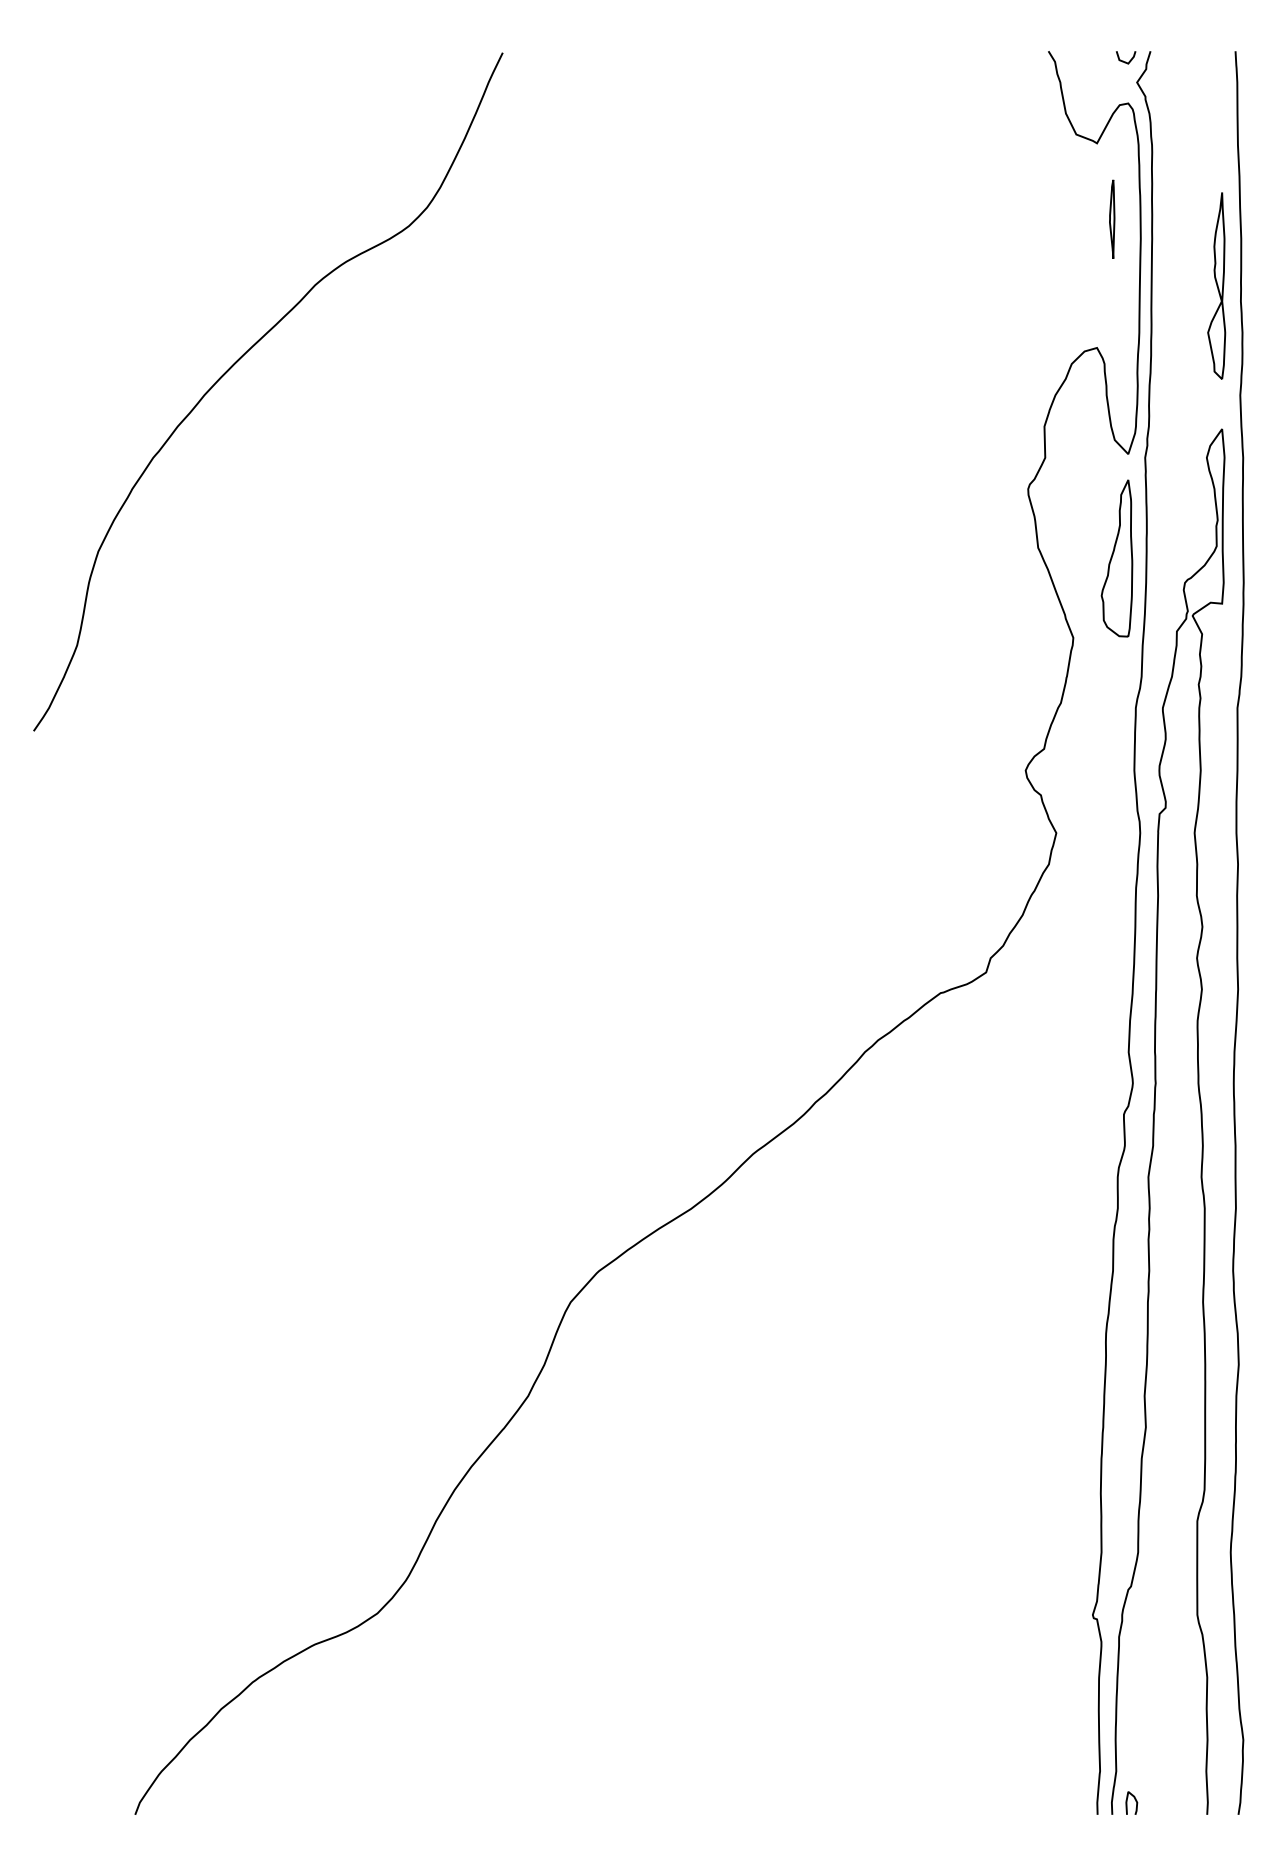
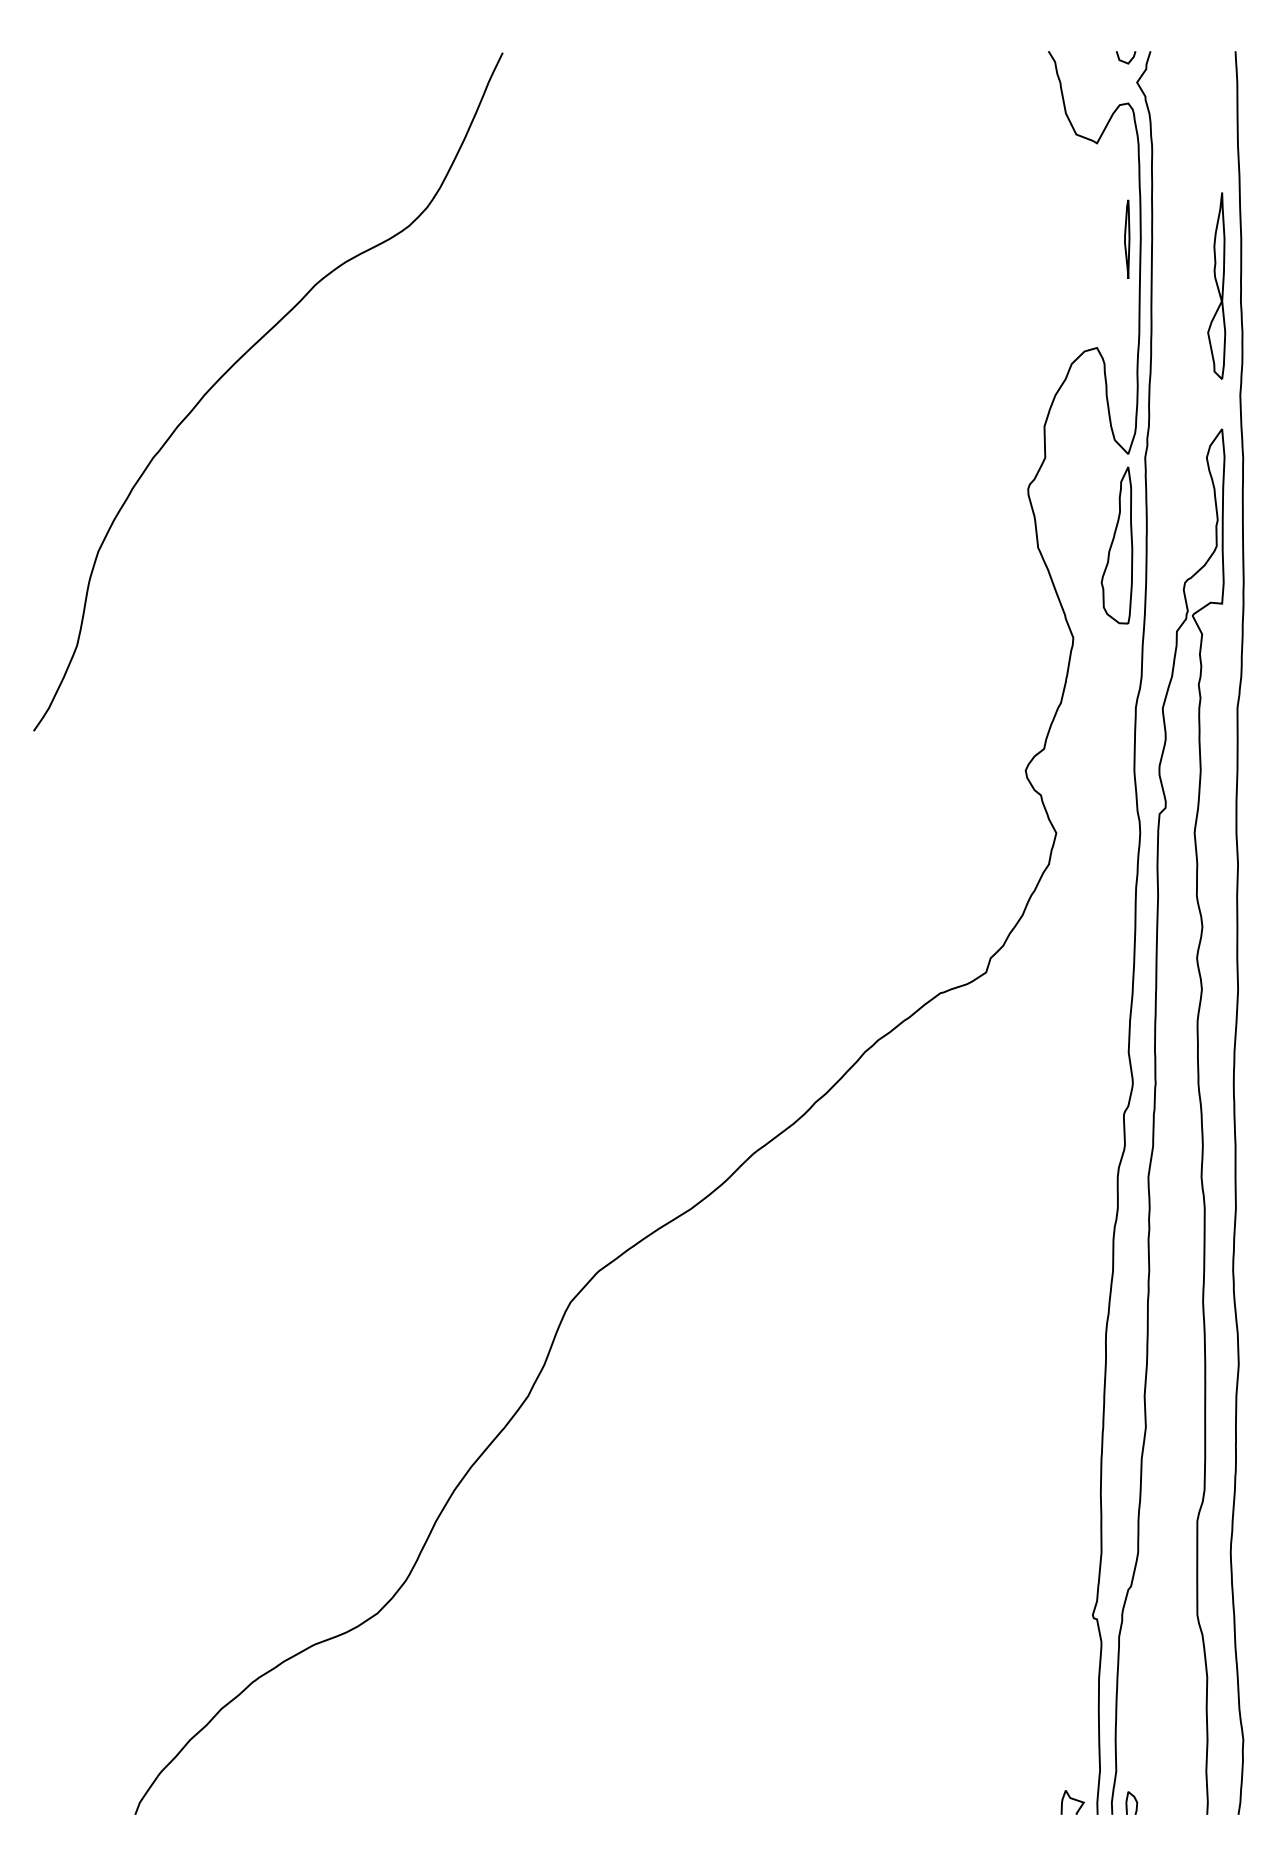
part position: (1112, 218) -> (1127, 238) (1127, 238)
part position: (1116, 558) -> (1116, 545) (1116, 545)
curve: none -> present (1073, 1800)
